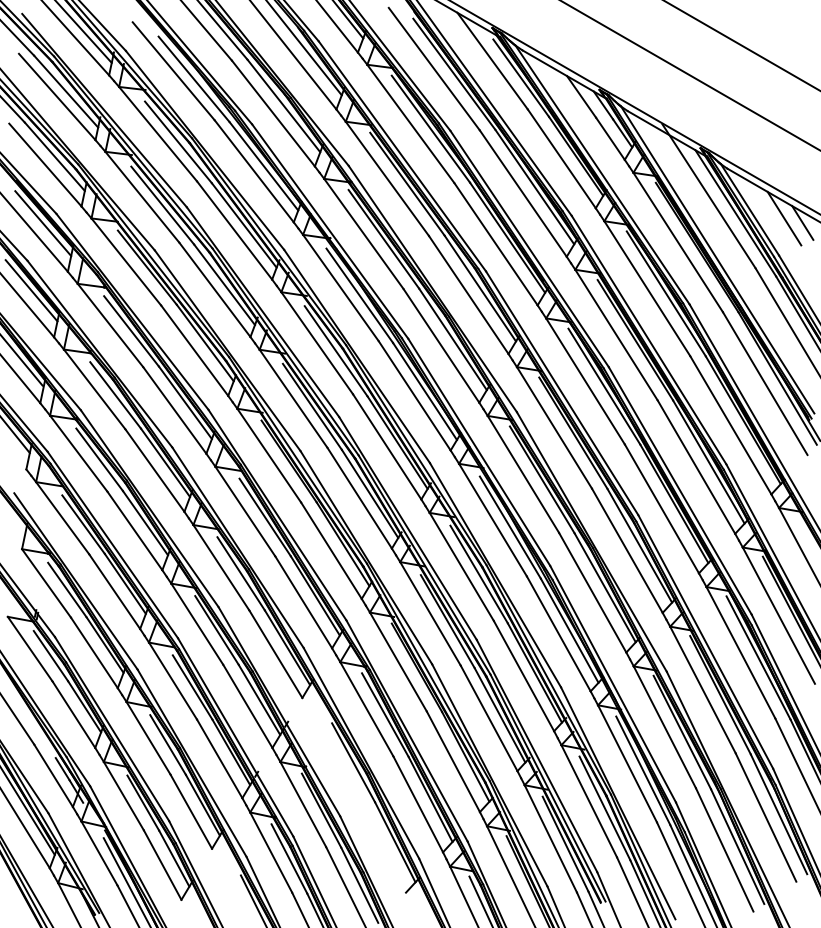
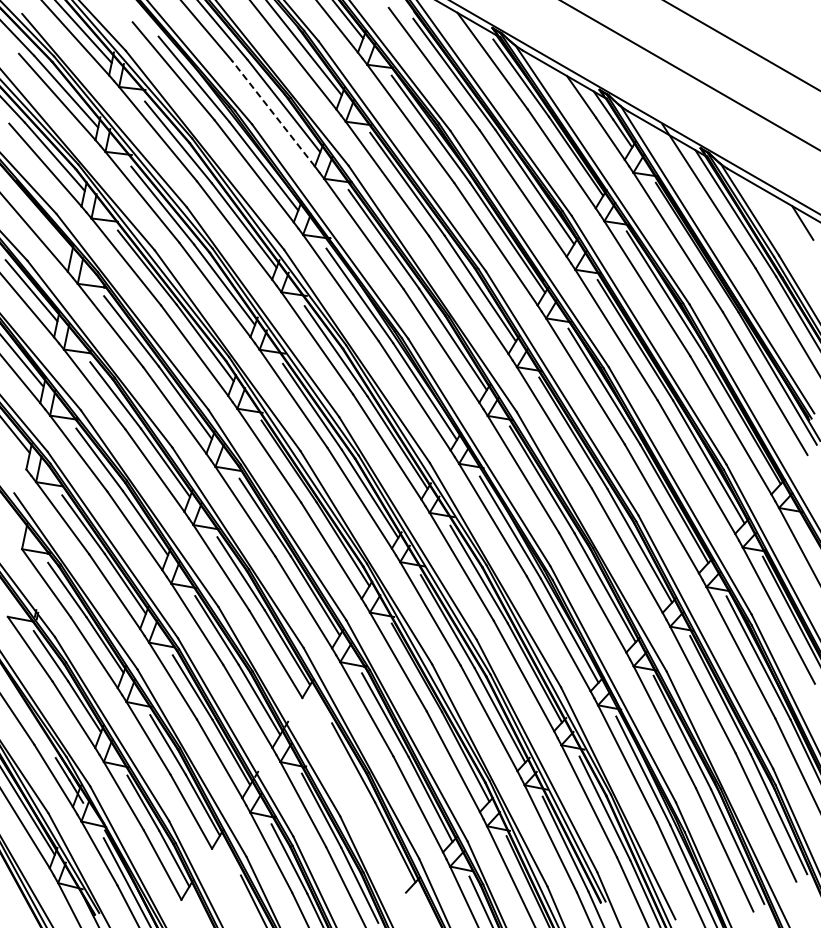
line: solid -> dashed (273, 113)
line: present -> none (784, 218)
line: present -> none (43, 223)
